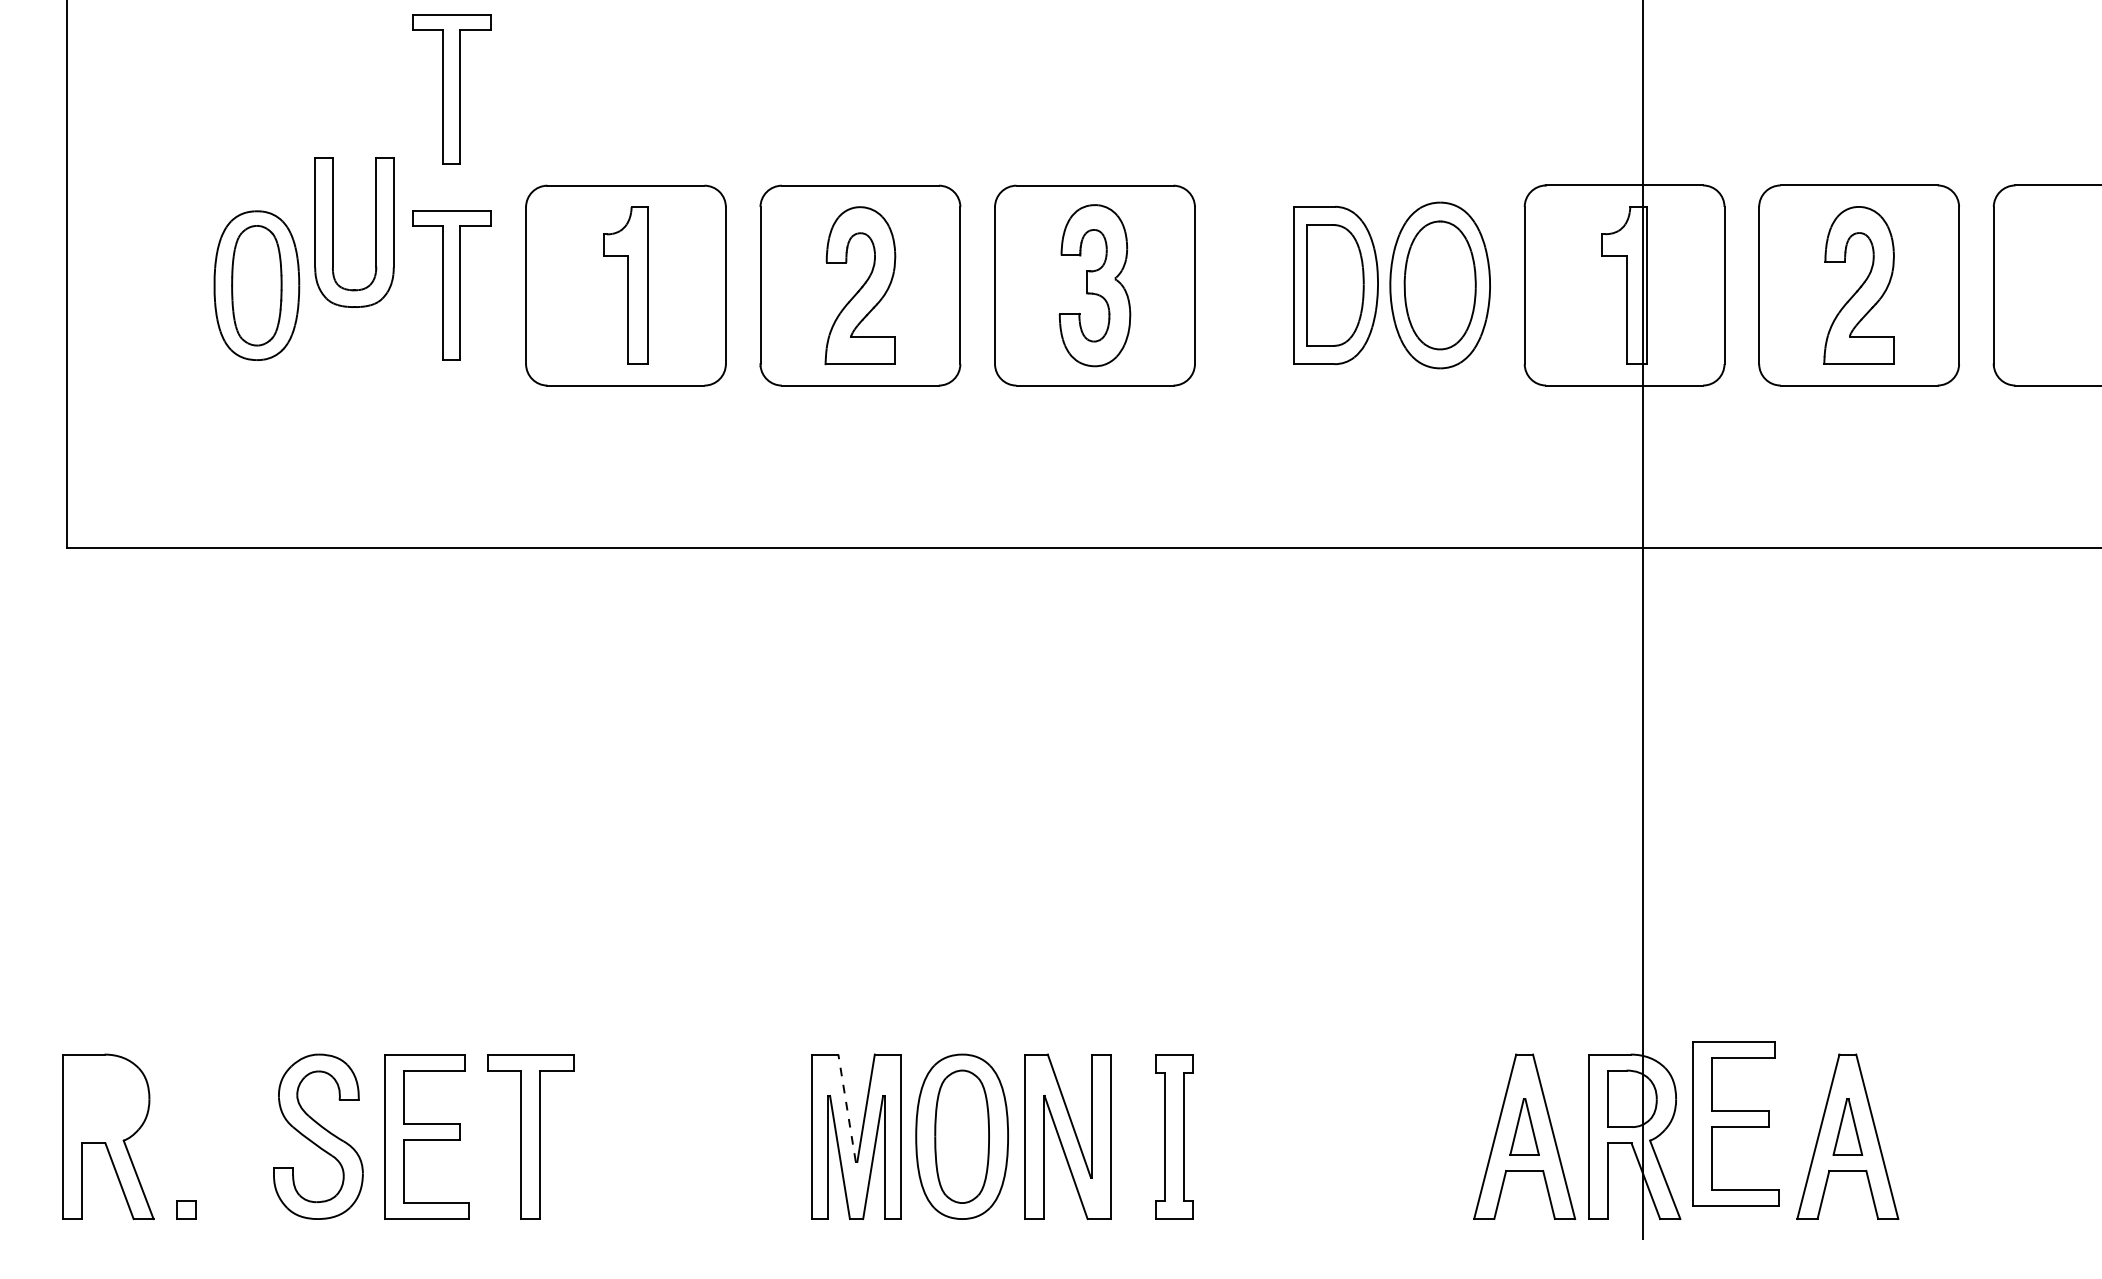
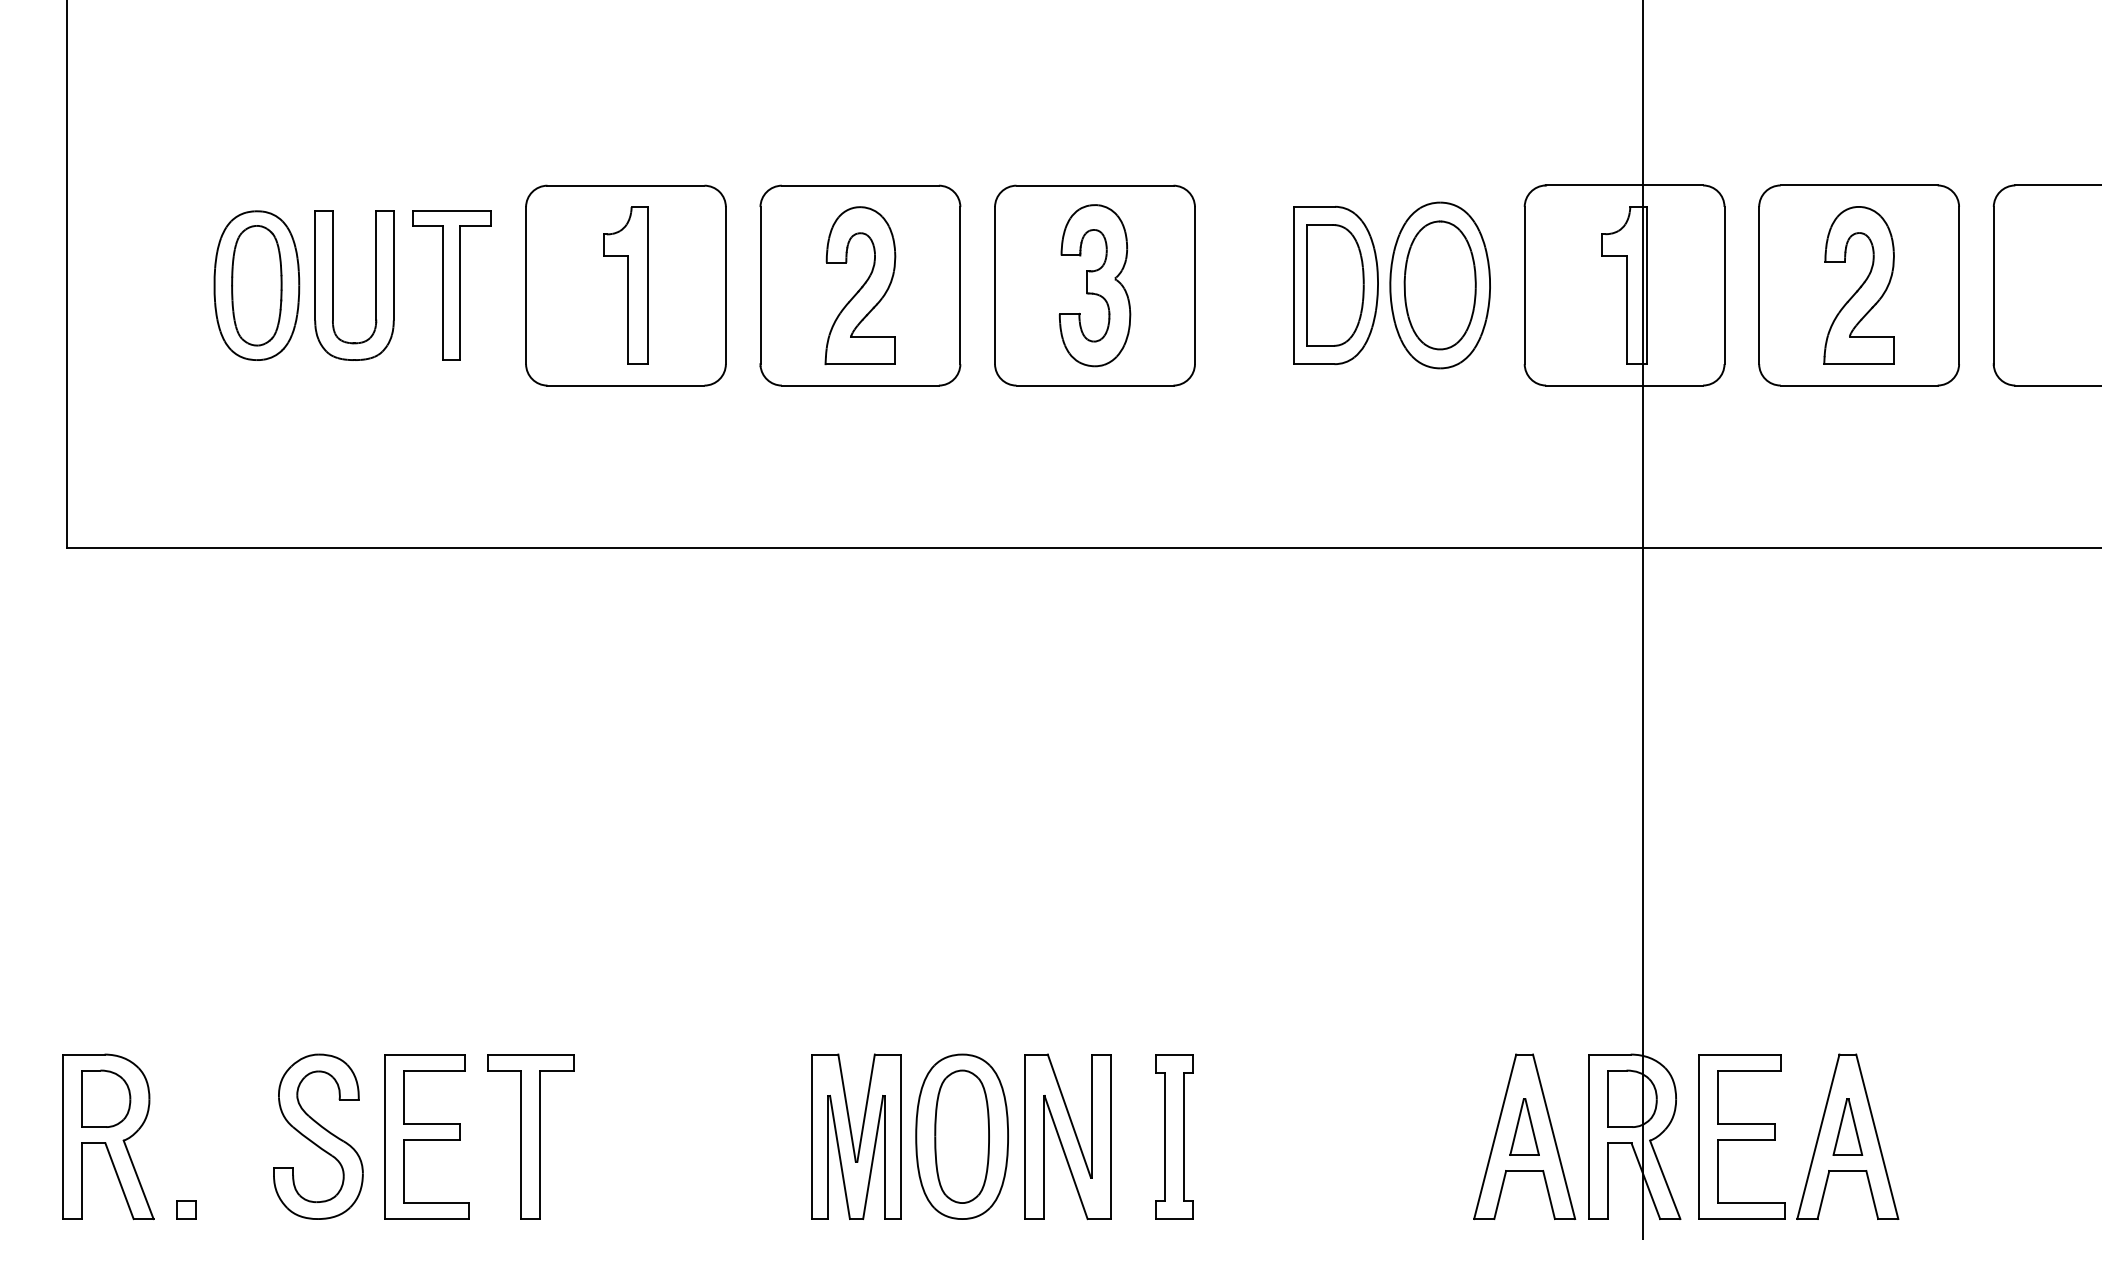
part: present -> none (451, 89)
part position: (333, 232) -> (333, 285) (333, 285)
part: none -> present (106, 1098)
line: dashed -> solid (847, 1107)
part position: (1735, 1123) -> (1741, 1136) (1741, 1136)
